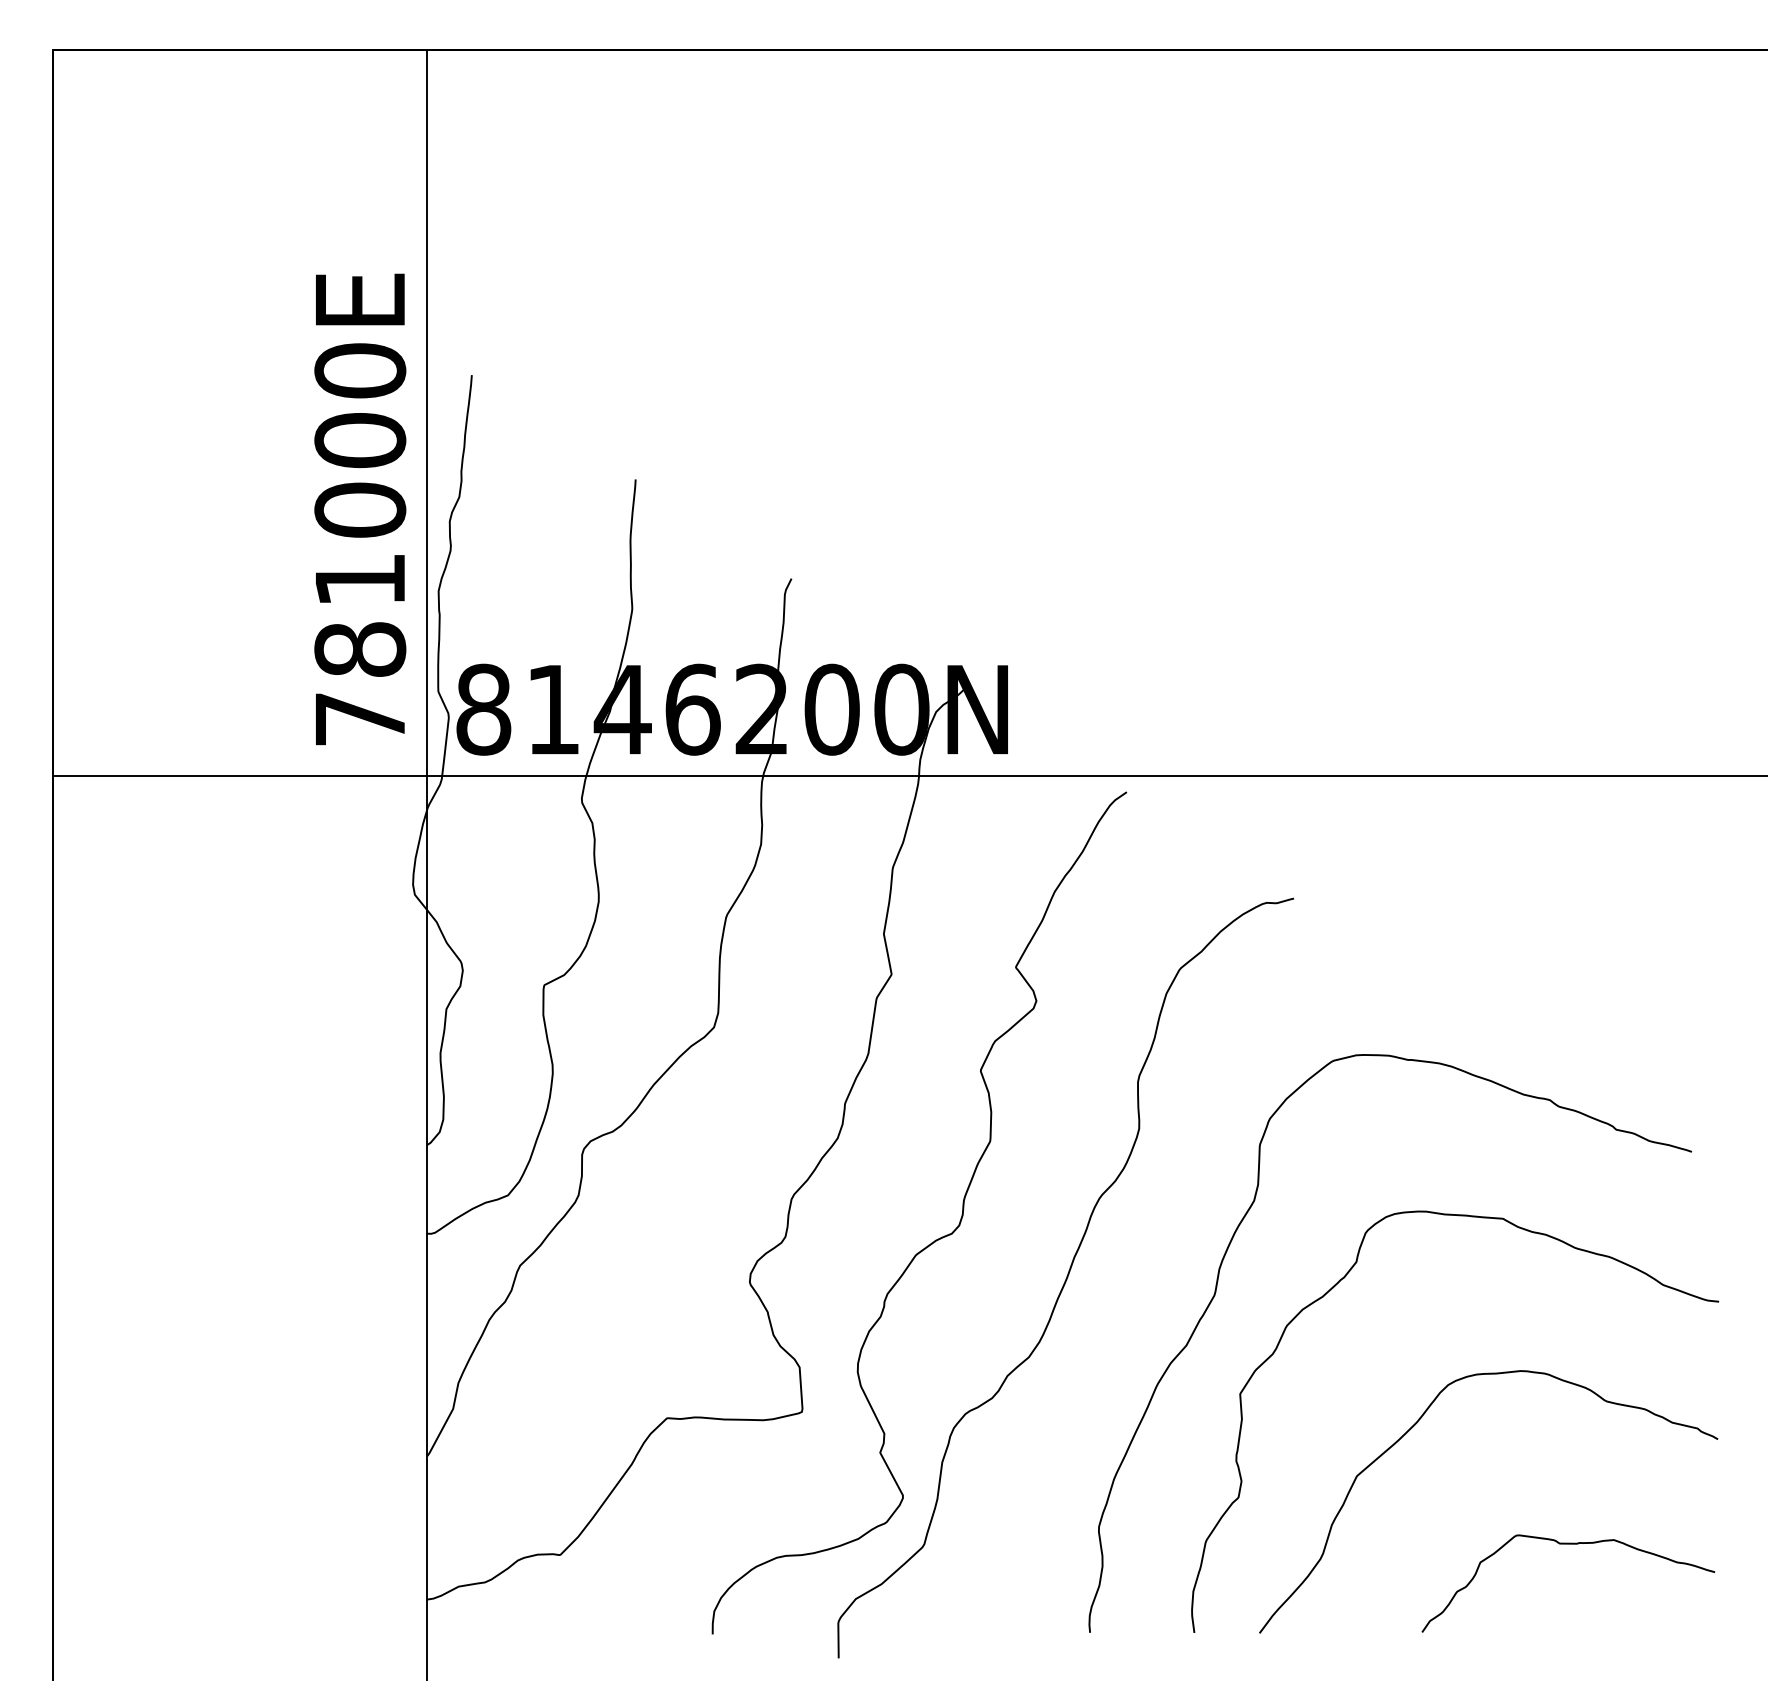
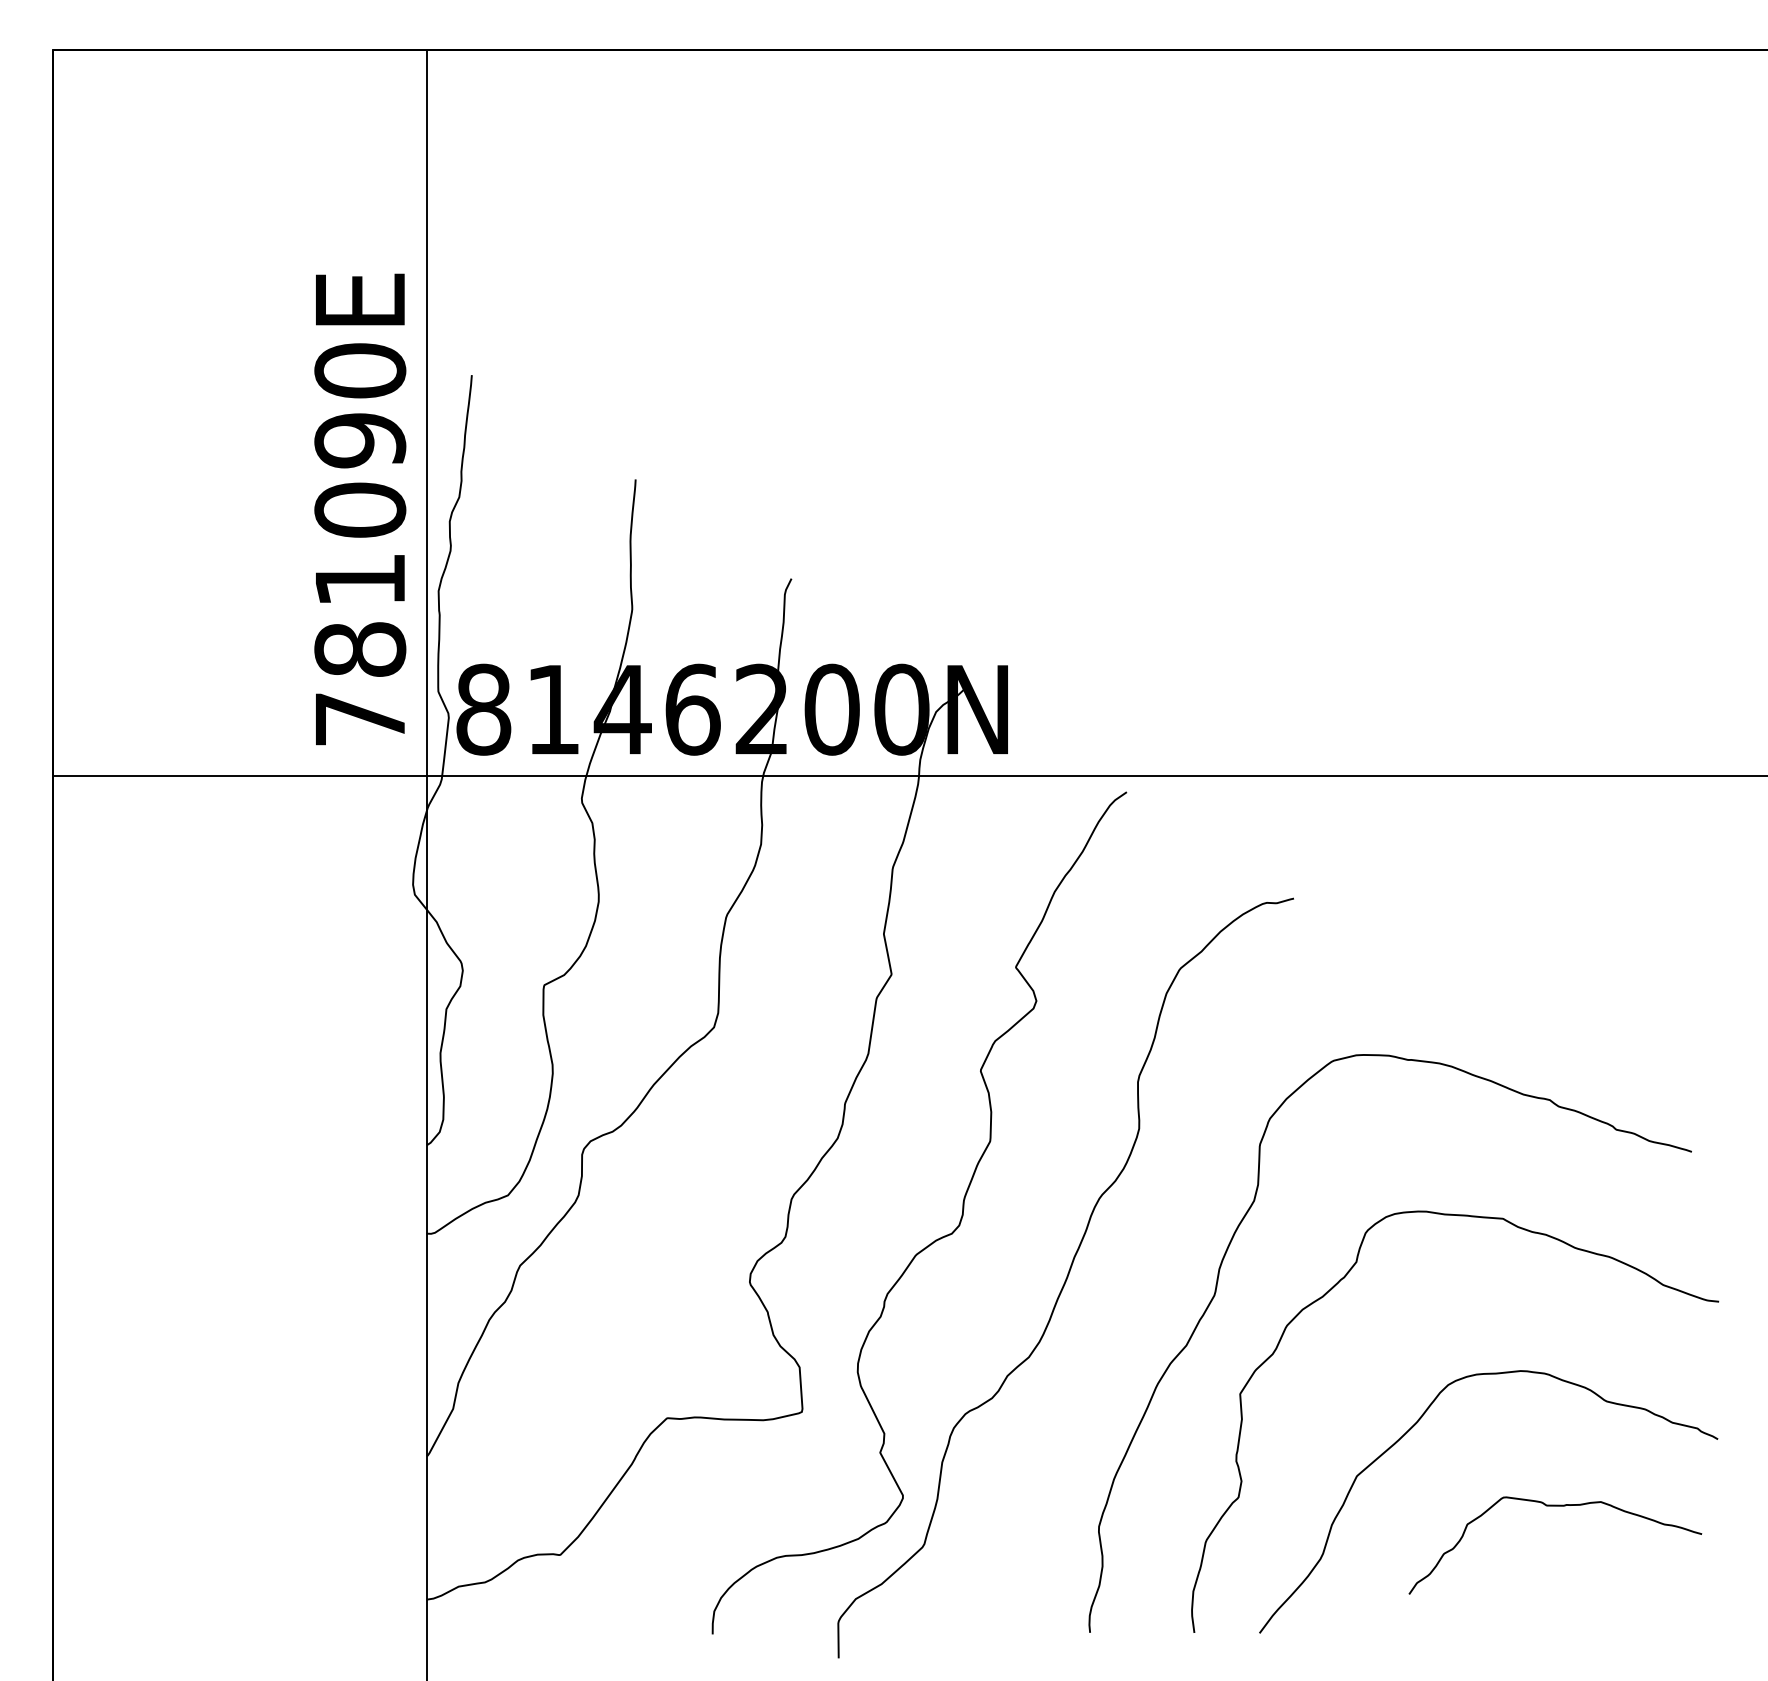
text: 781000E -> 781090E (360, 440)
curve position: (1568, 1544) -> (1555, 1506) (1555, 1506)
